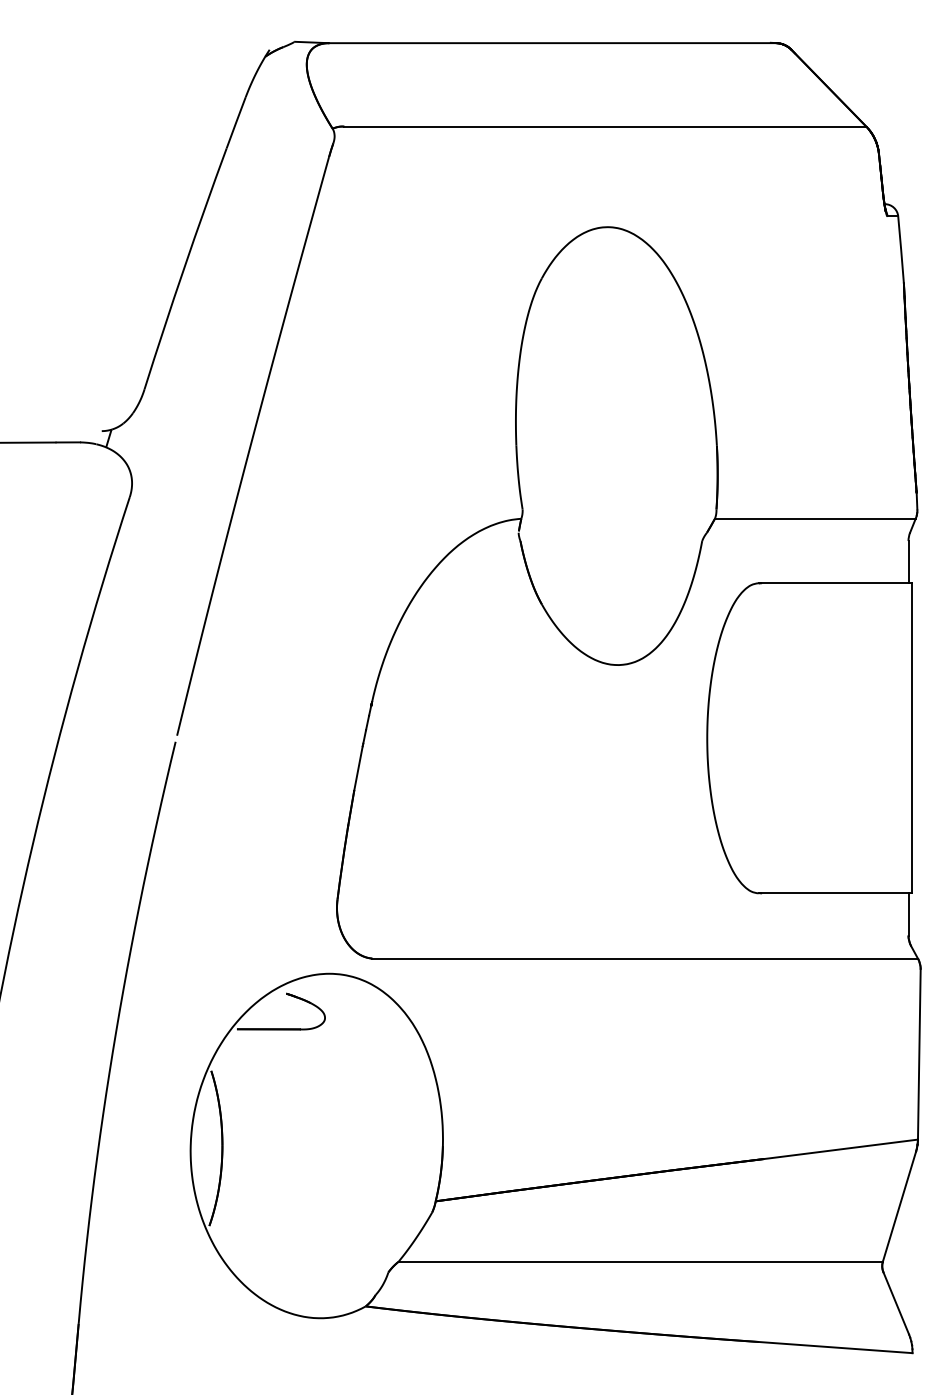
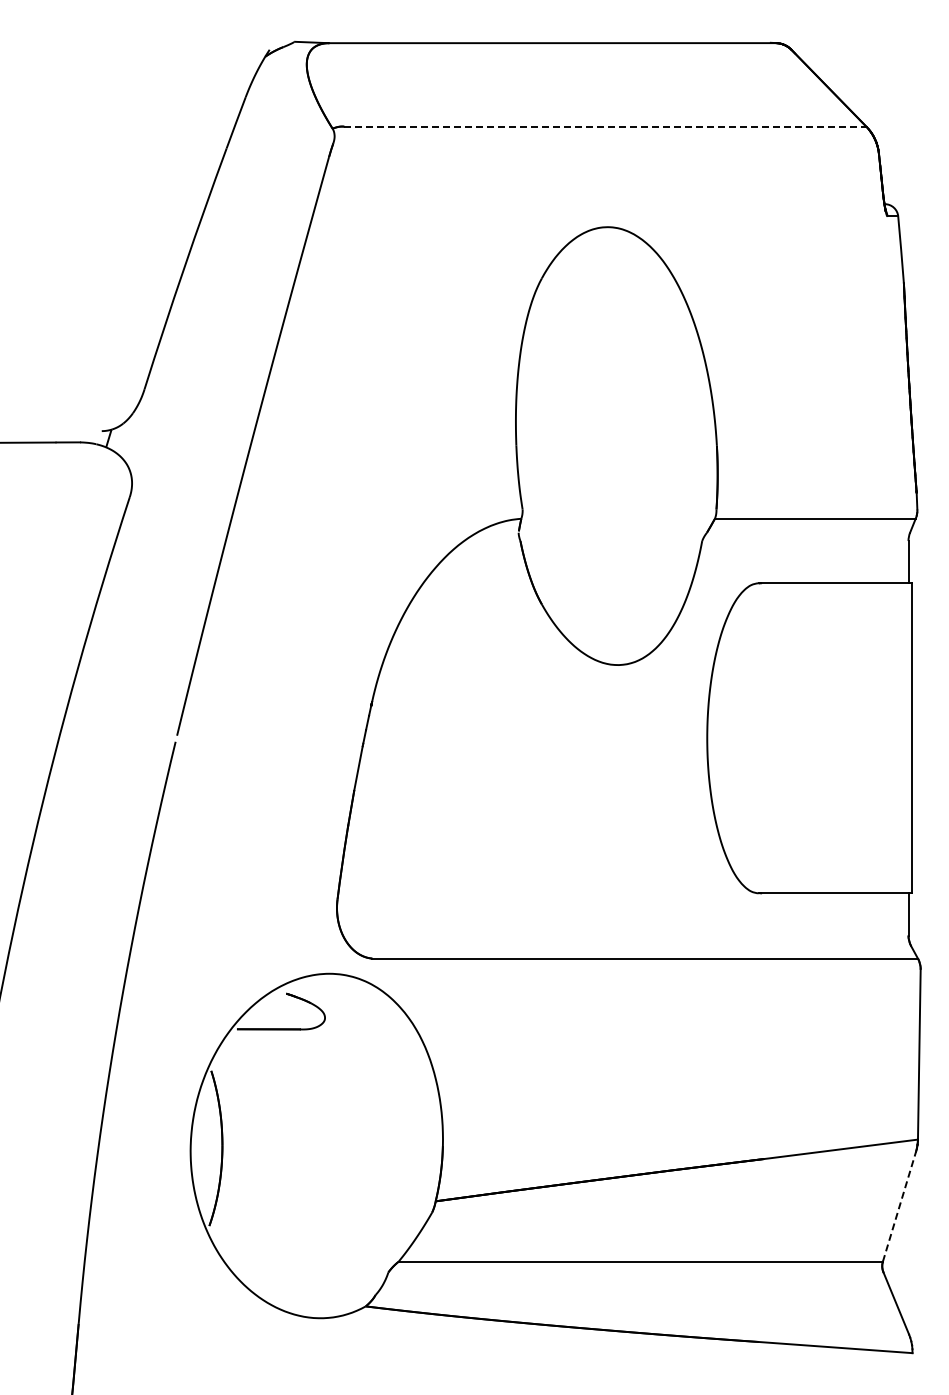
line: solid -> dashed (605, 126)
line: solid -> dashed (899, 1206)
